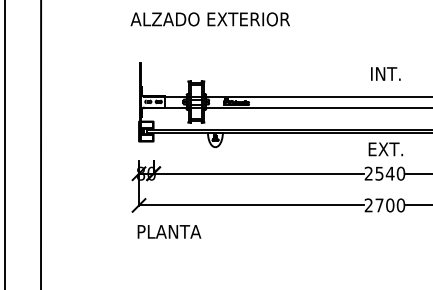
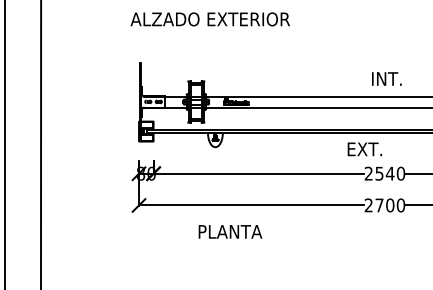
text position: (385, 73) -> (386, 78) (386, 78)
text position: (385, 149) -> (364, 149) (364, 149)
text position: (169, 231) -> (230, 231) (230, 231)
